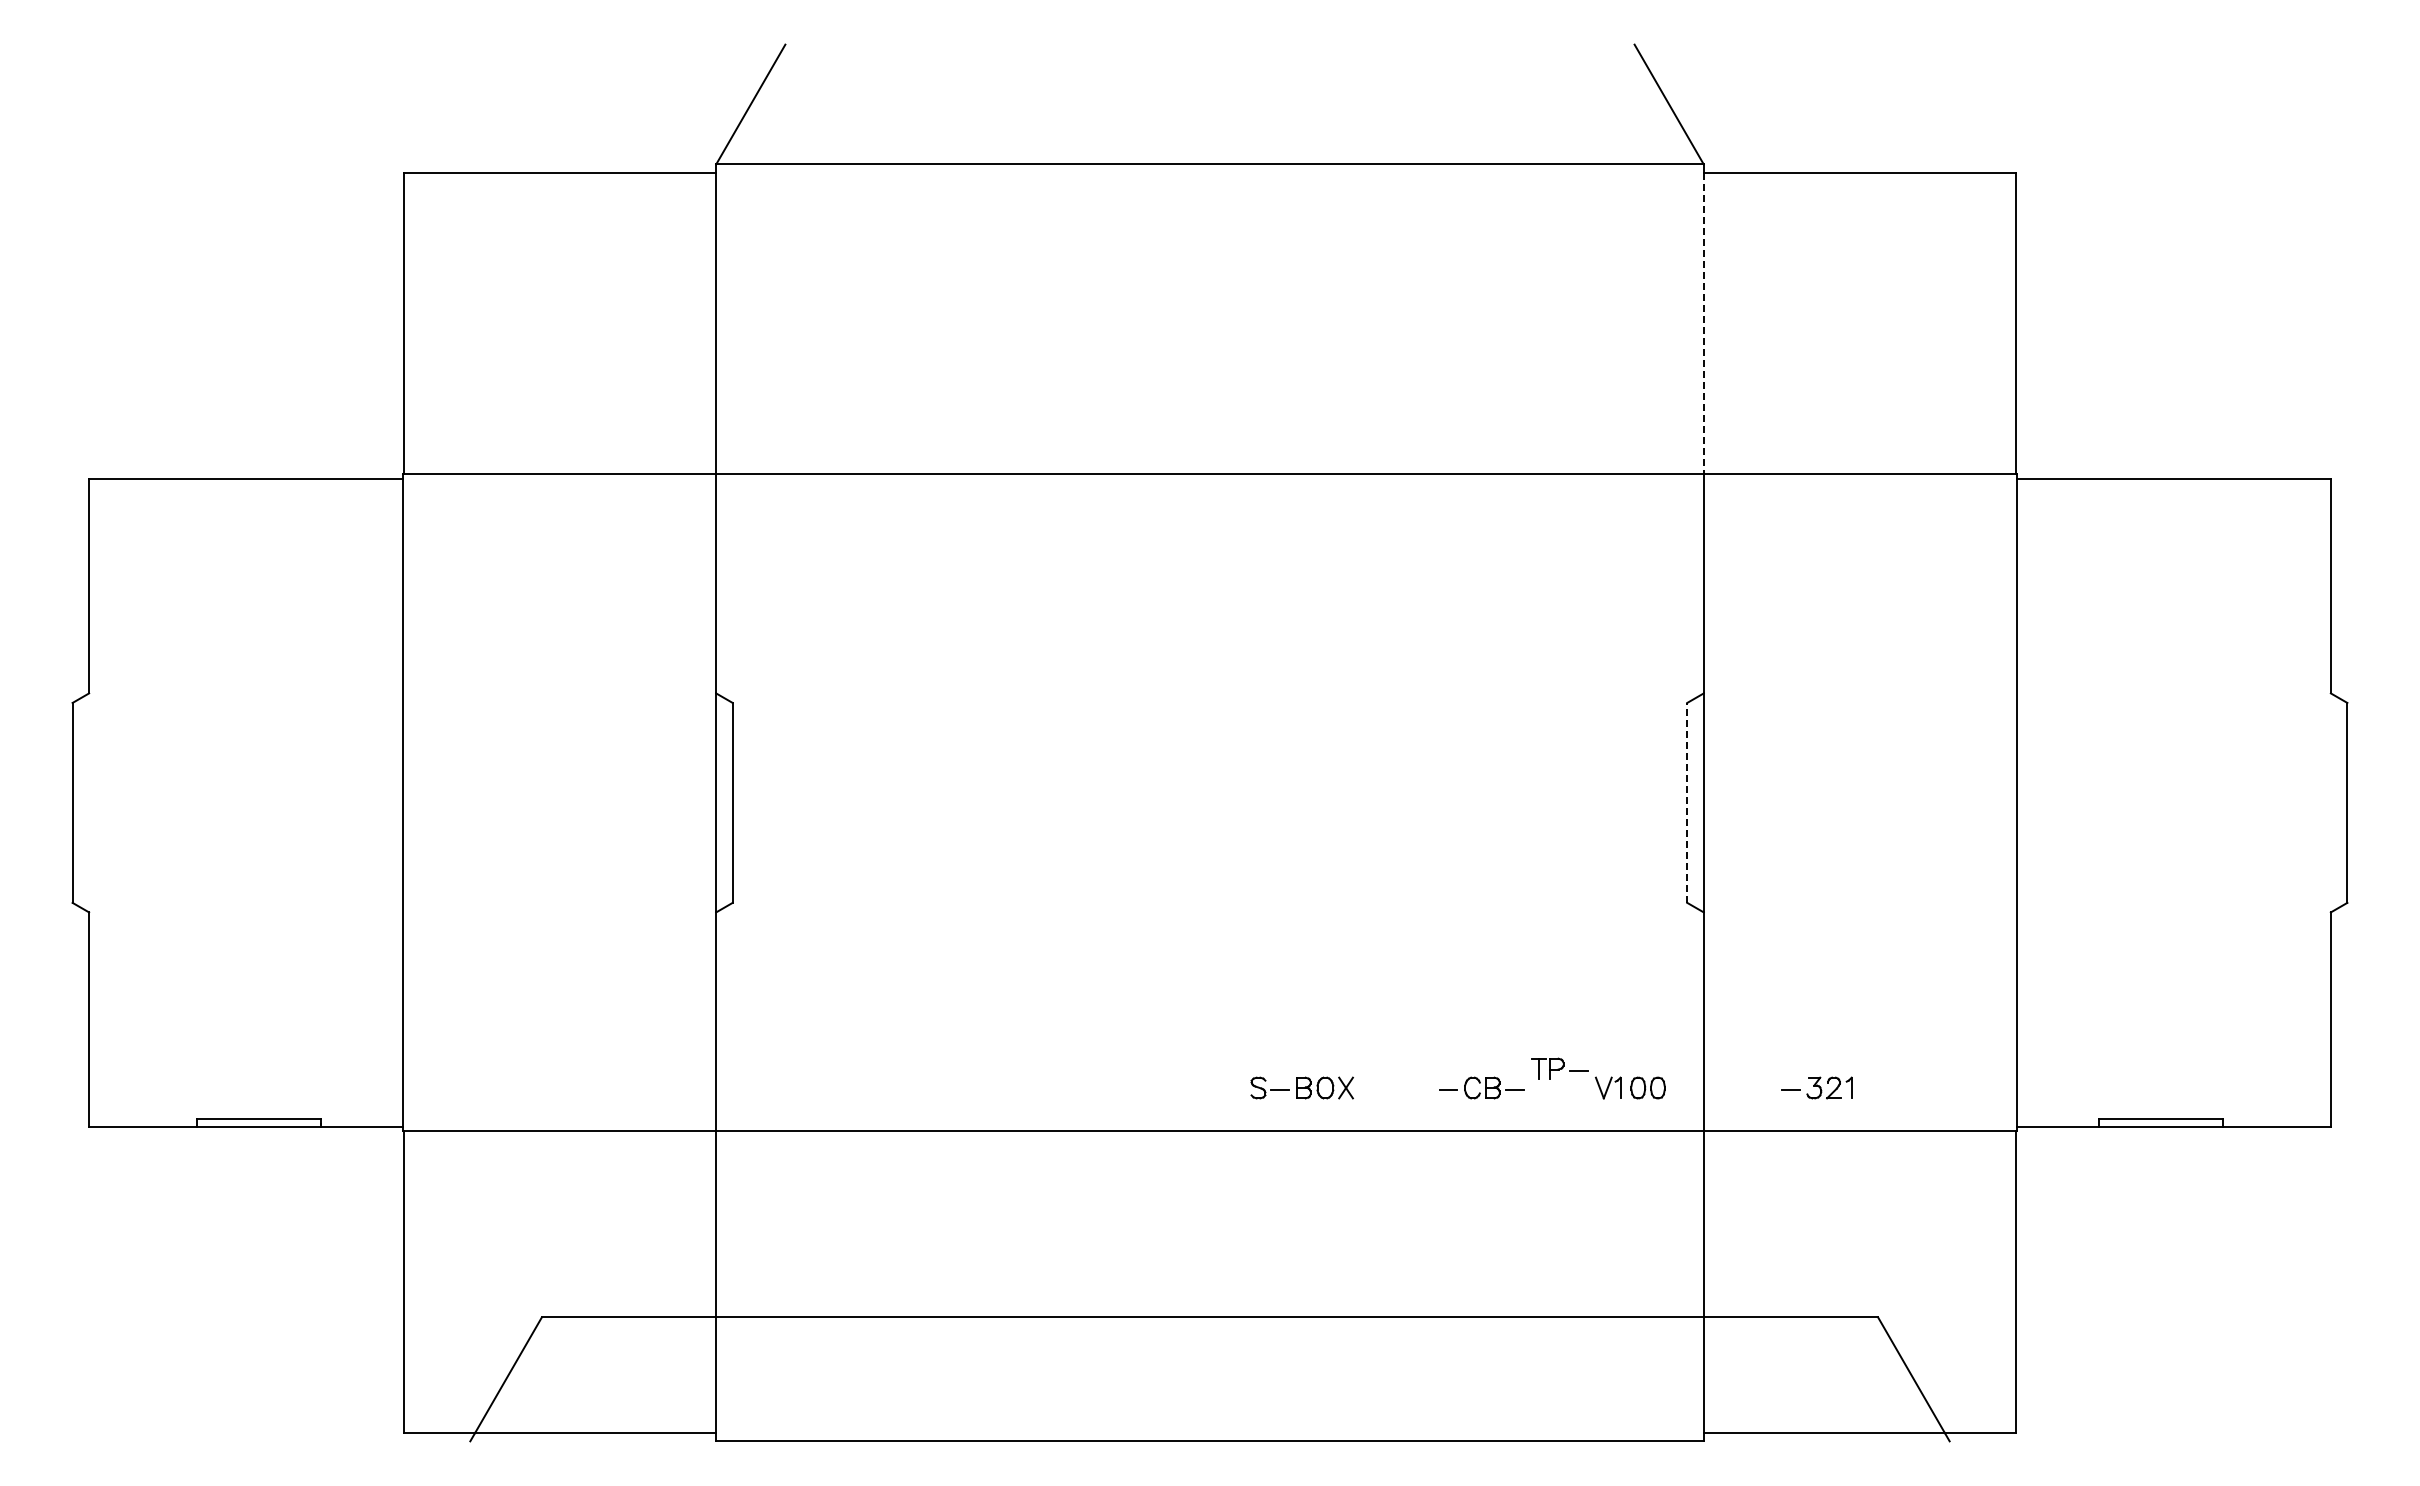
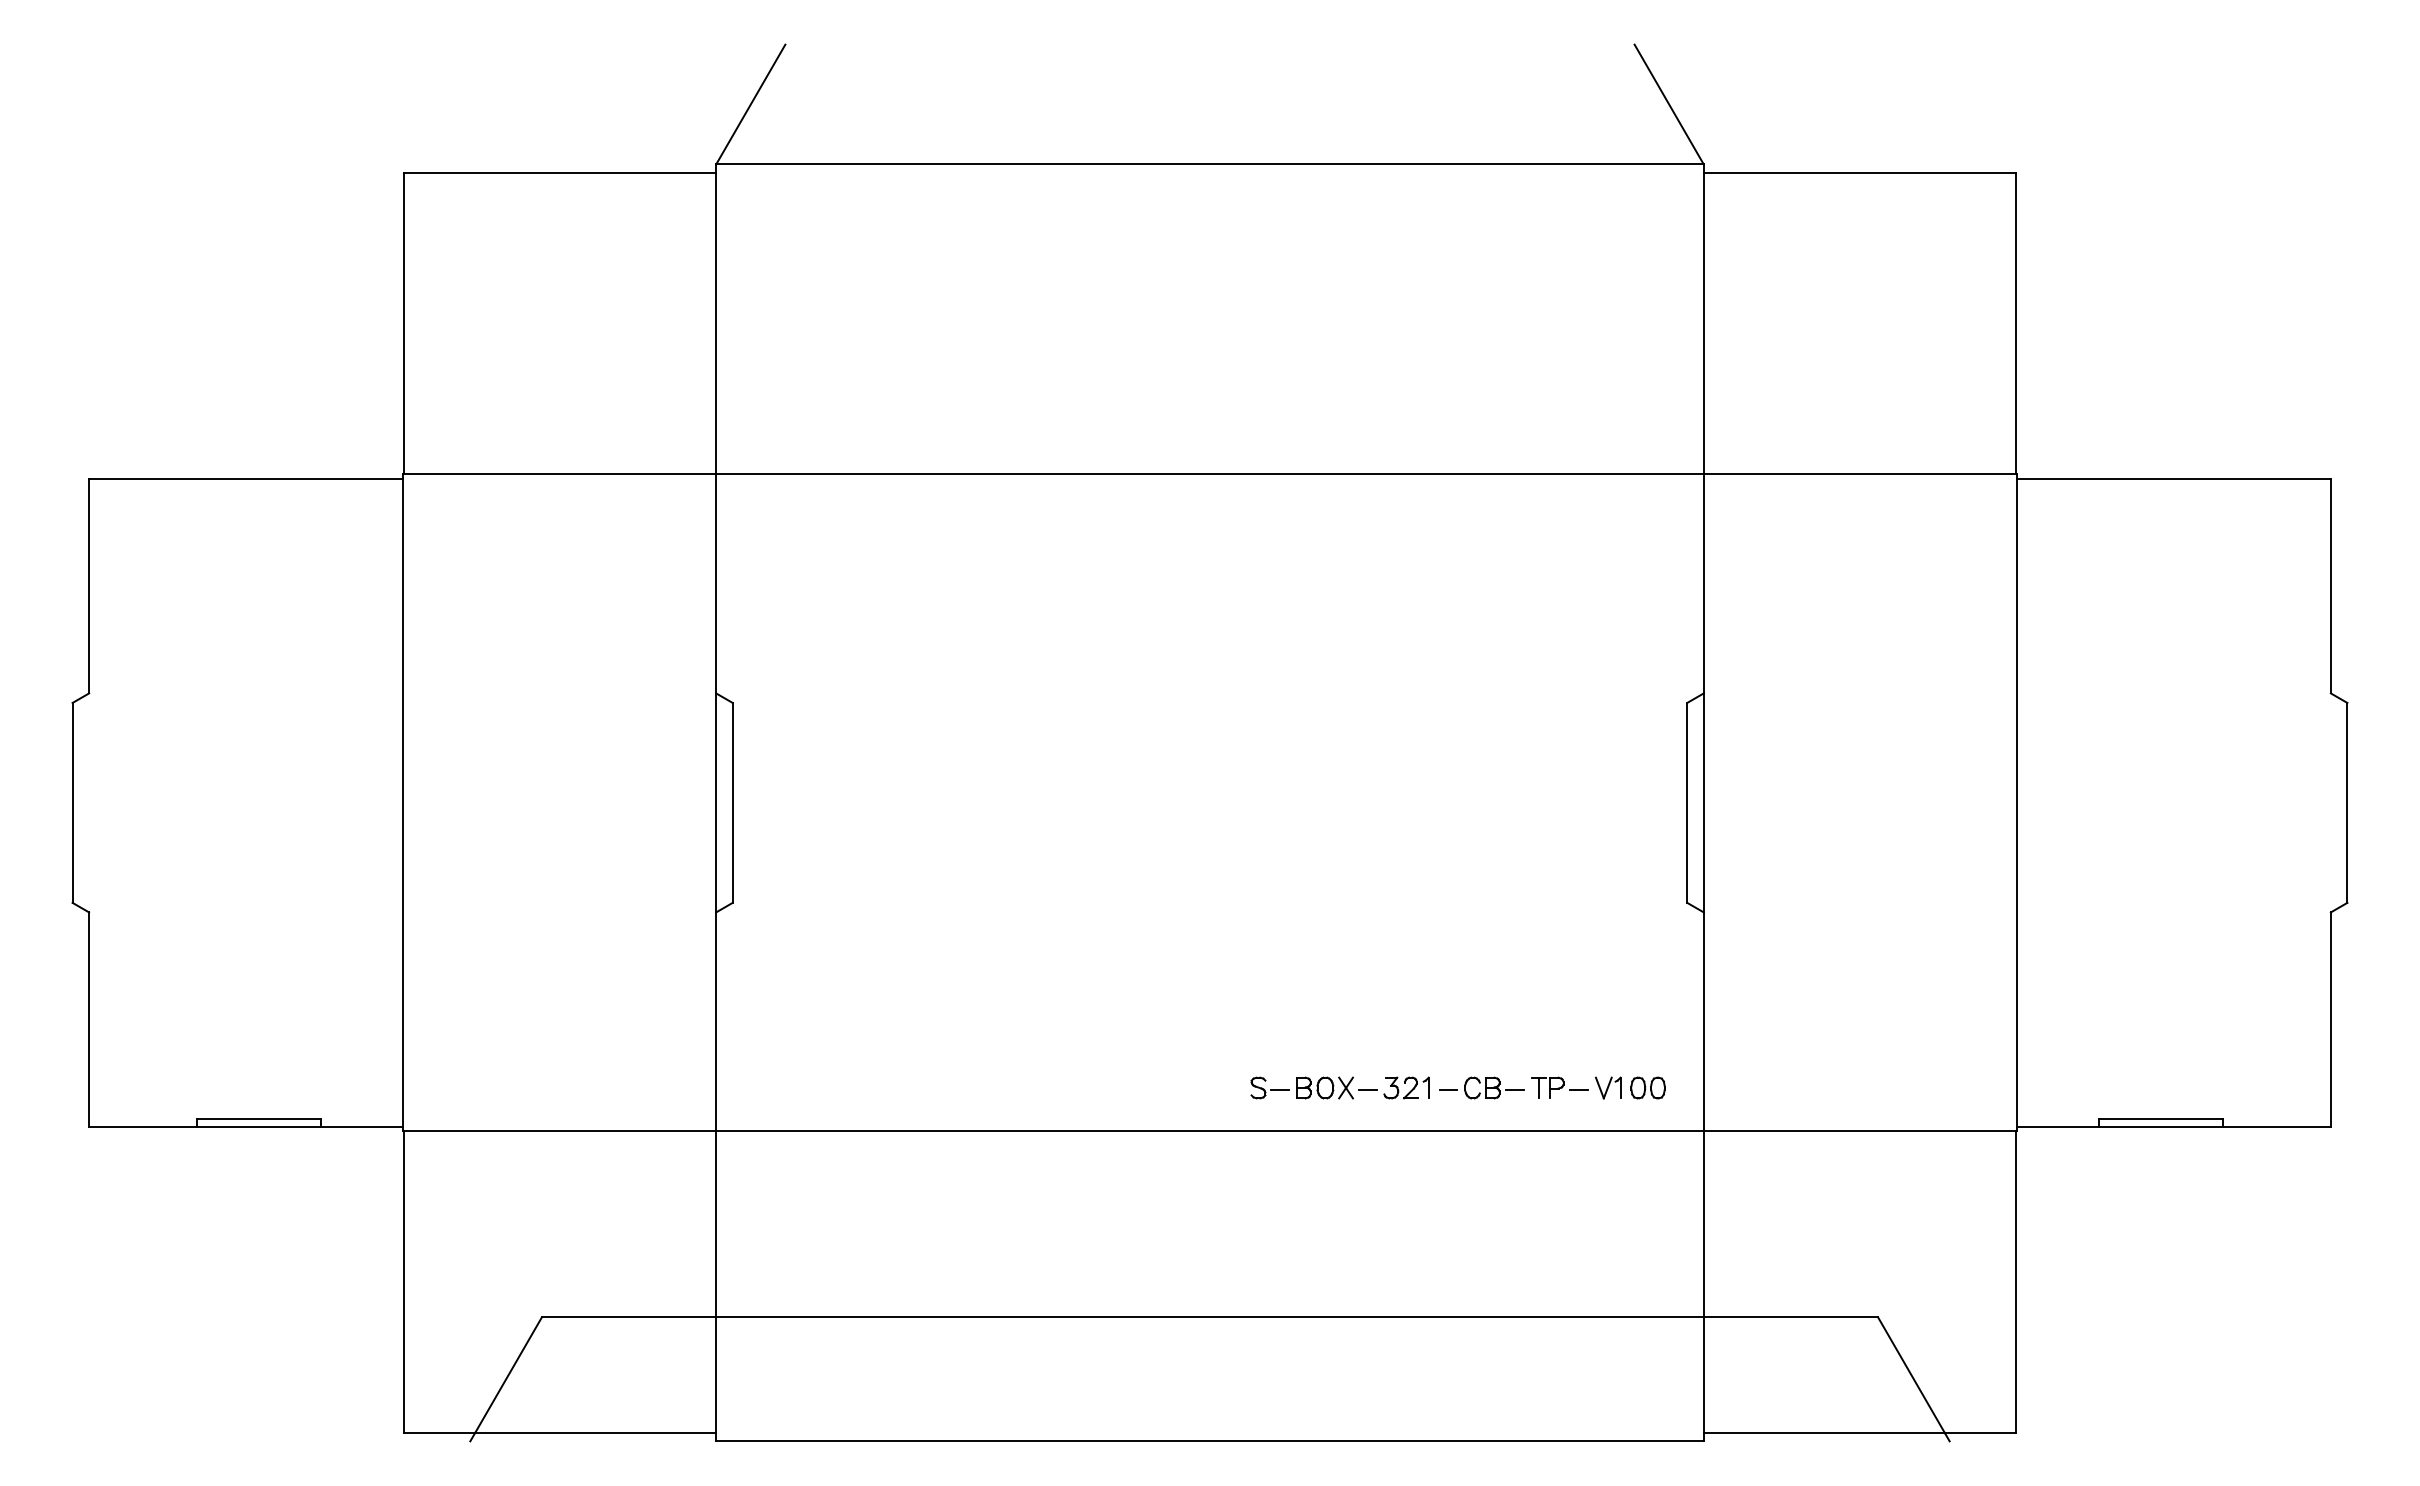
line: dashed -> solid (1703, 323)
line: dashed -> solid (1687, 802)
part position: (1559, 1068) -> (1559, 1087) (1559, 1087)
part position: (1816, 1087) -> (1393, 1087) (1393, 1087)
